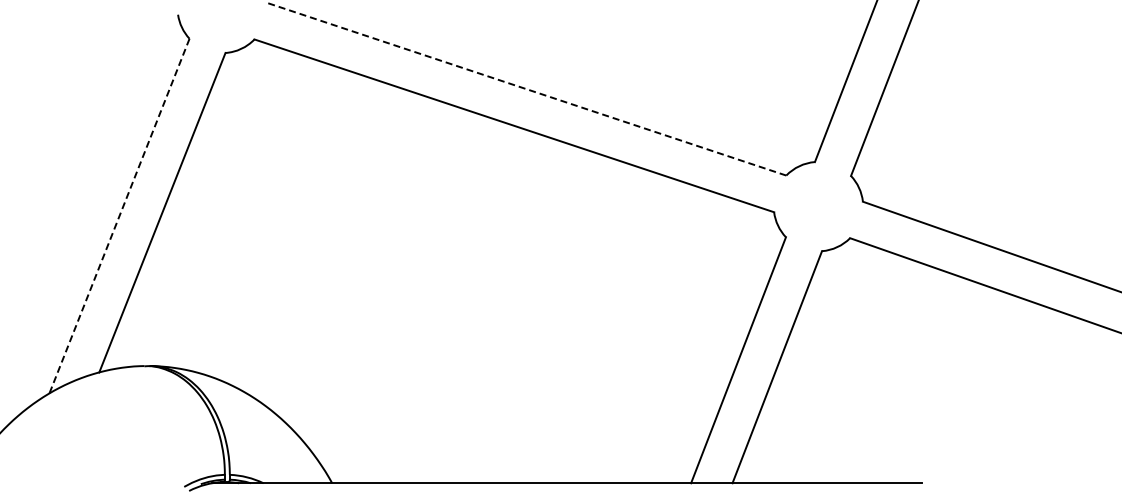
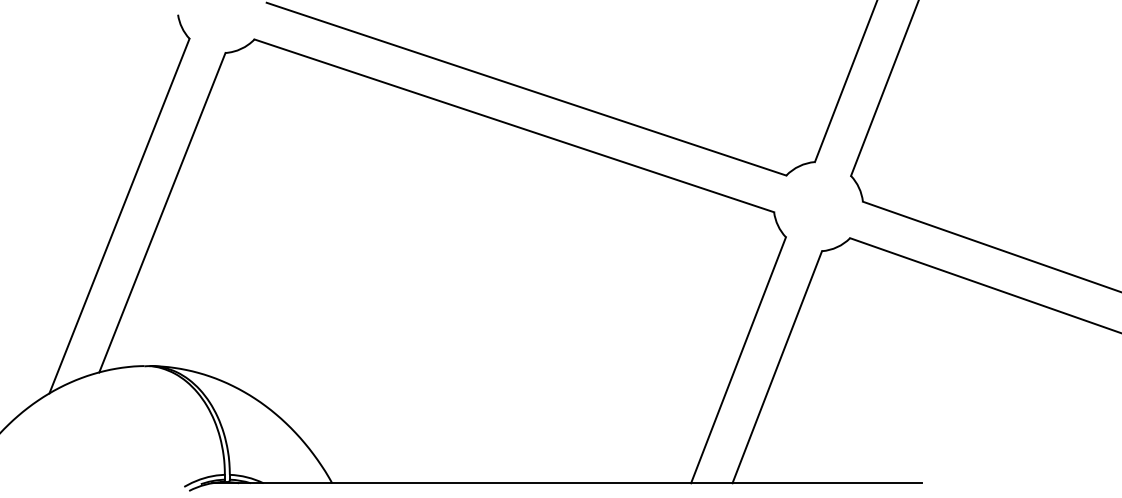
line: dashed -> solid (526, 89)
line: dashed -> solid (119, 216)
